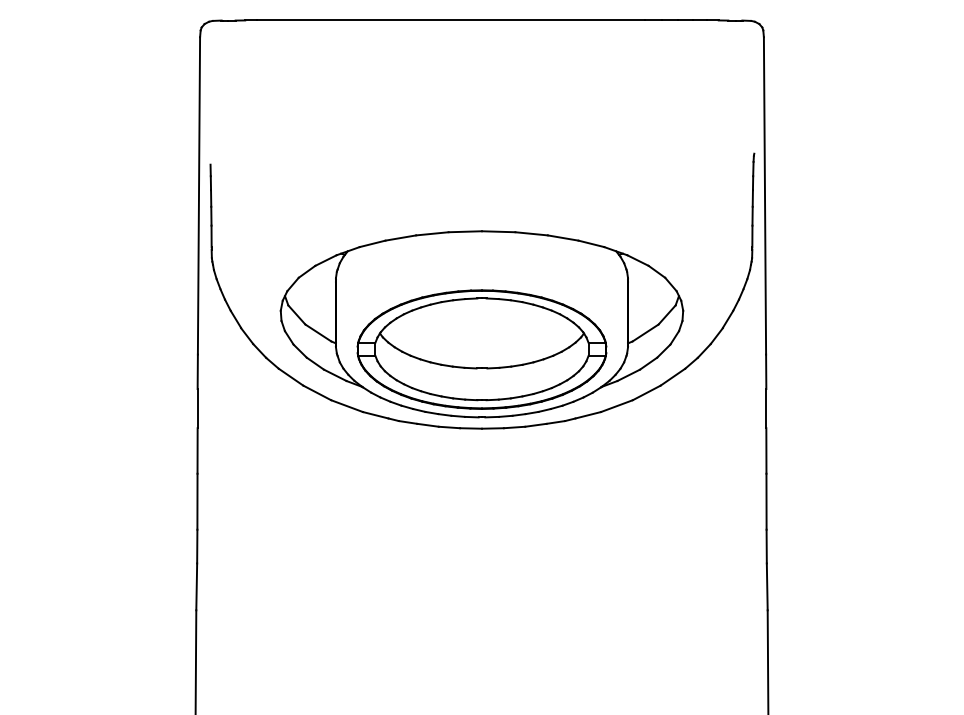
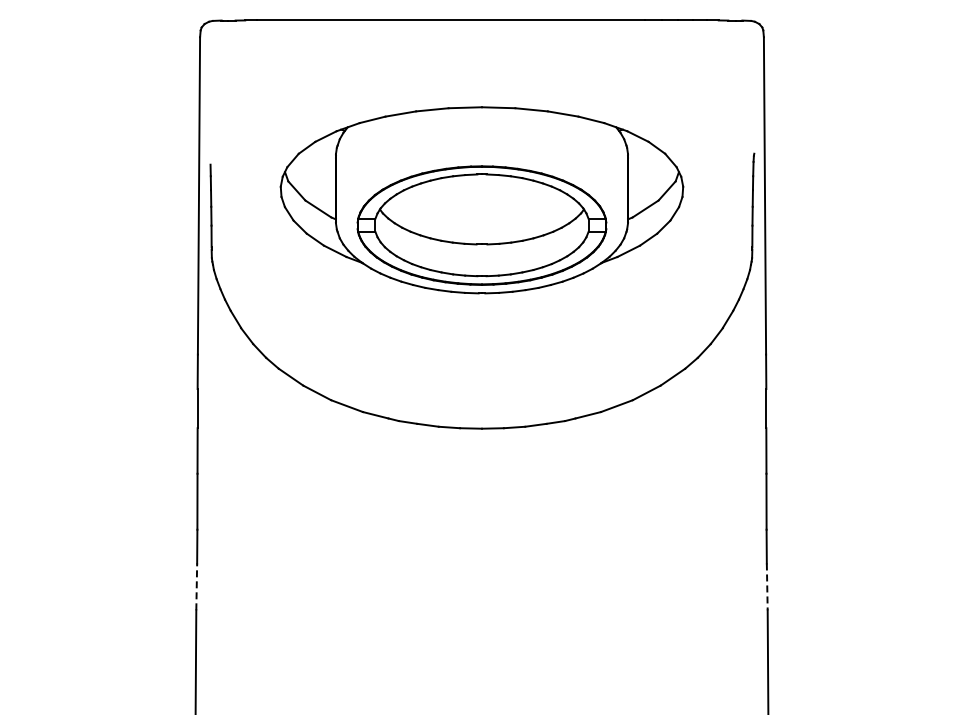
part position: (481, 324) -> (481, 200) (481, 200)
line: solid -> dashed (196, 586)
line: solid -> dashed (767, 587)
